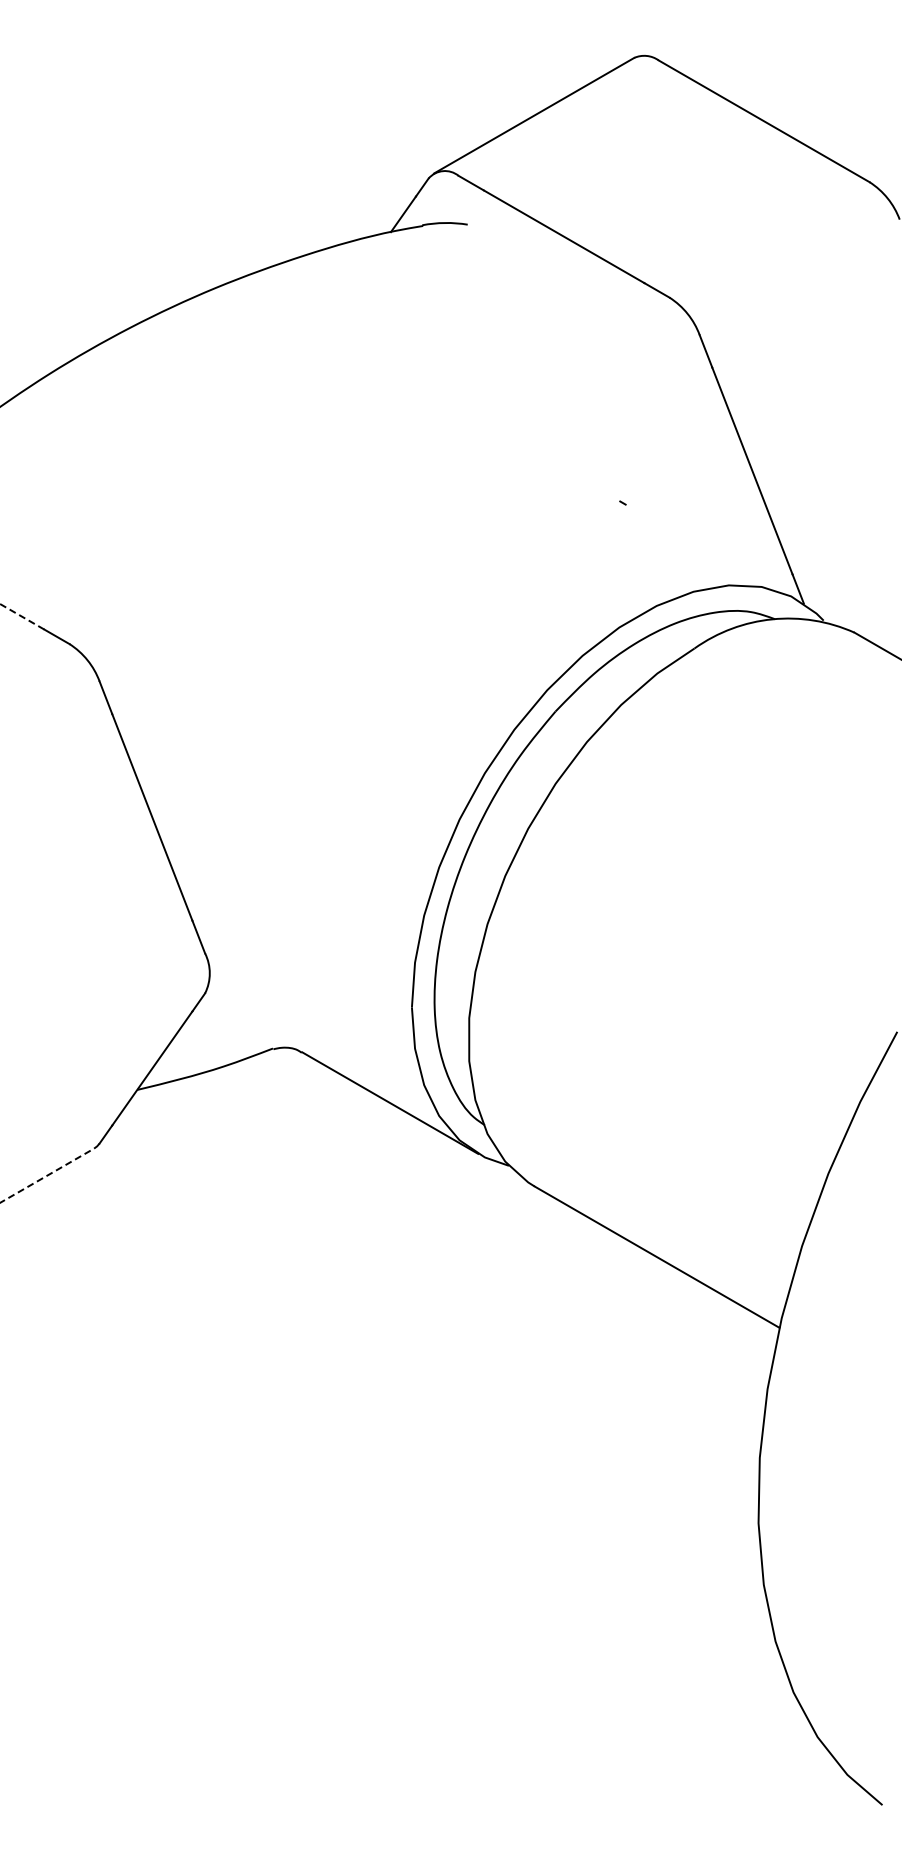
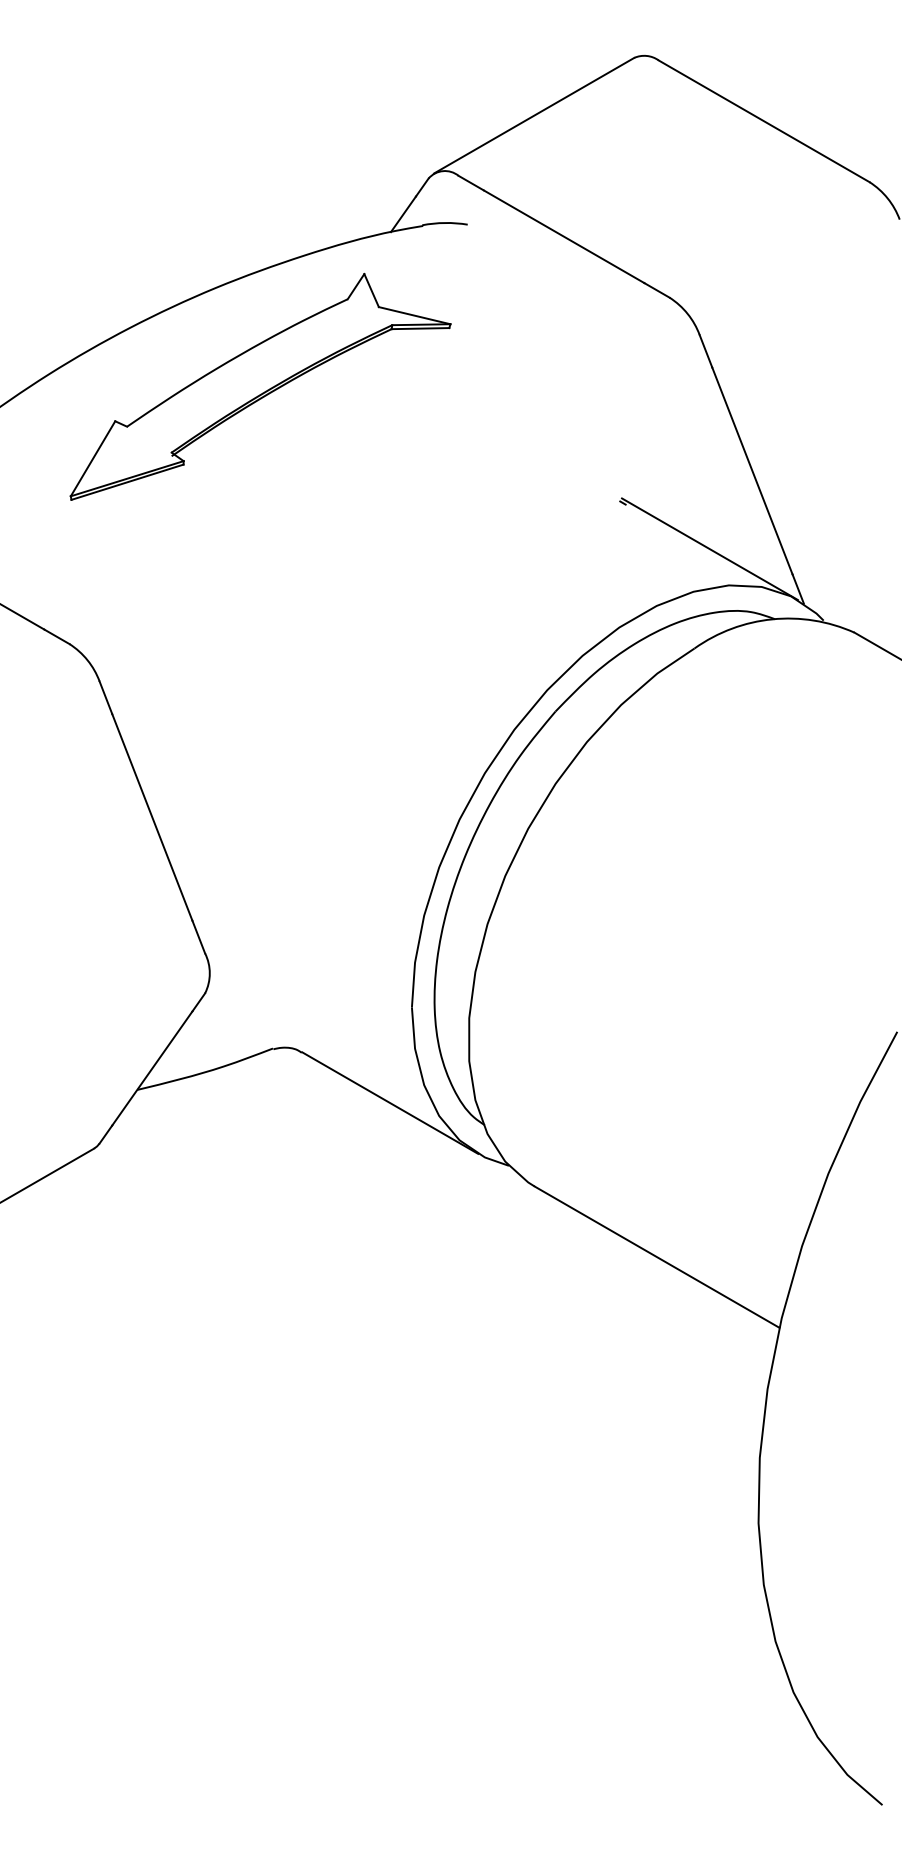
part: none -> present (260, 386)
line: none -> present (709, 549)
line: dashed -> solid (21, 616)
line: dashed -> solid (47, 1175)
